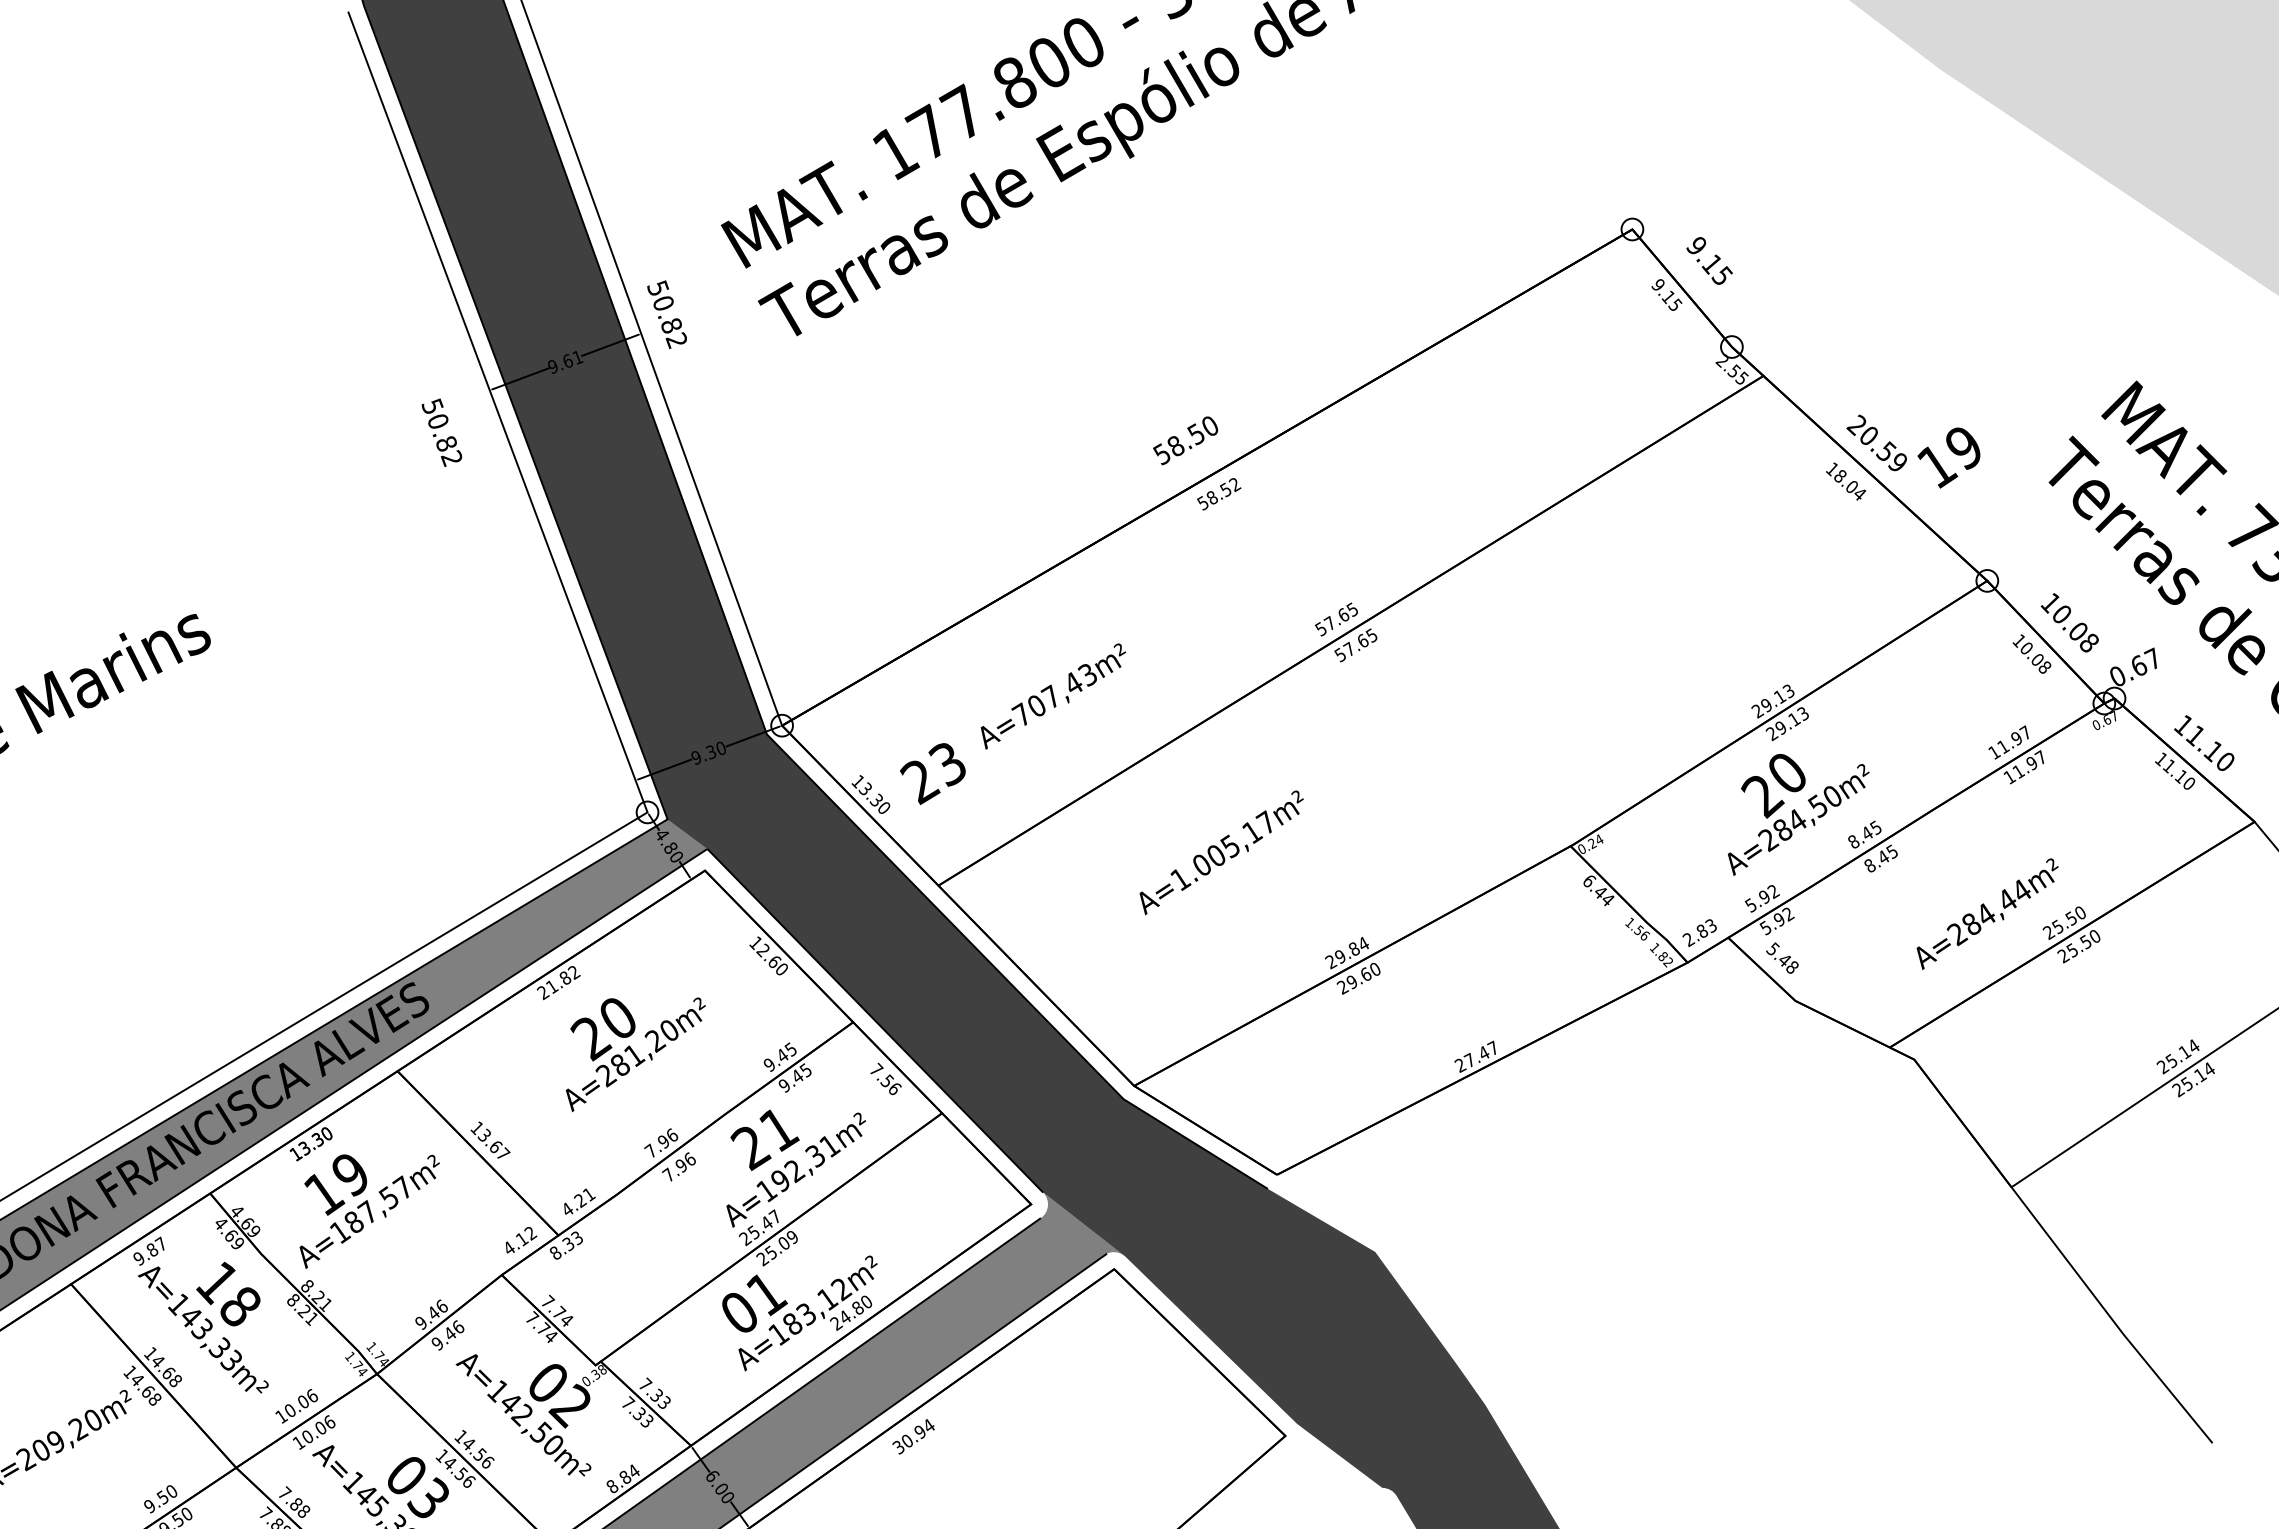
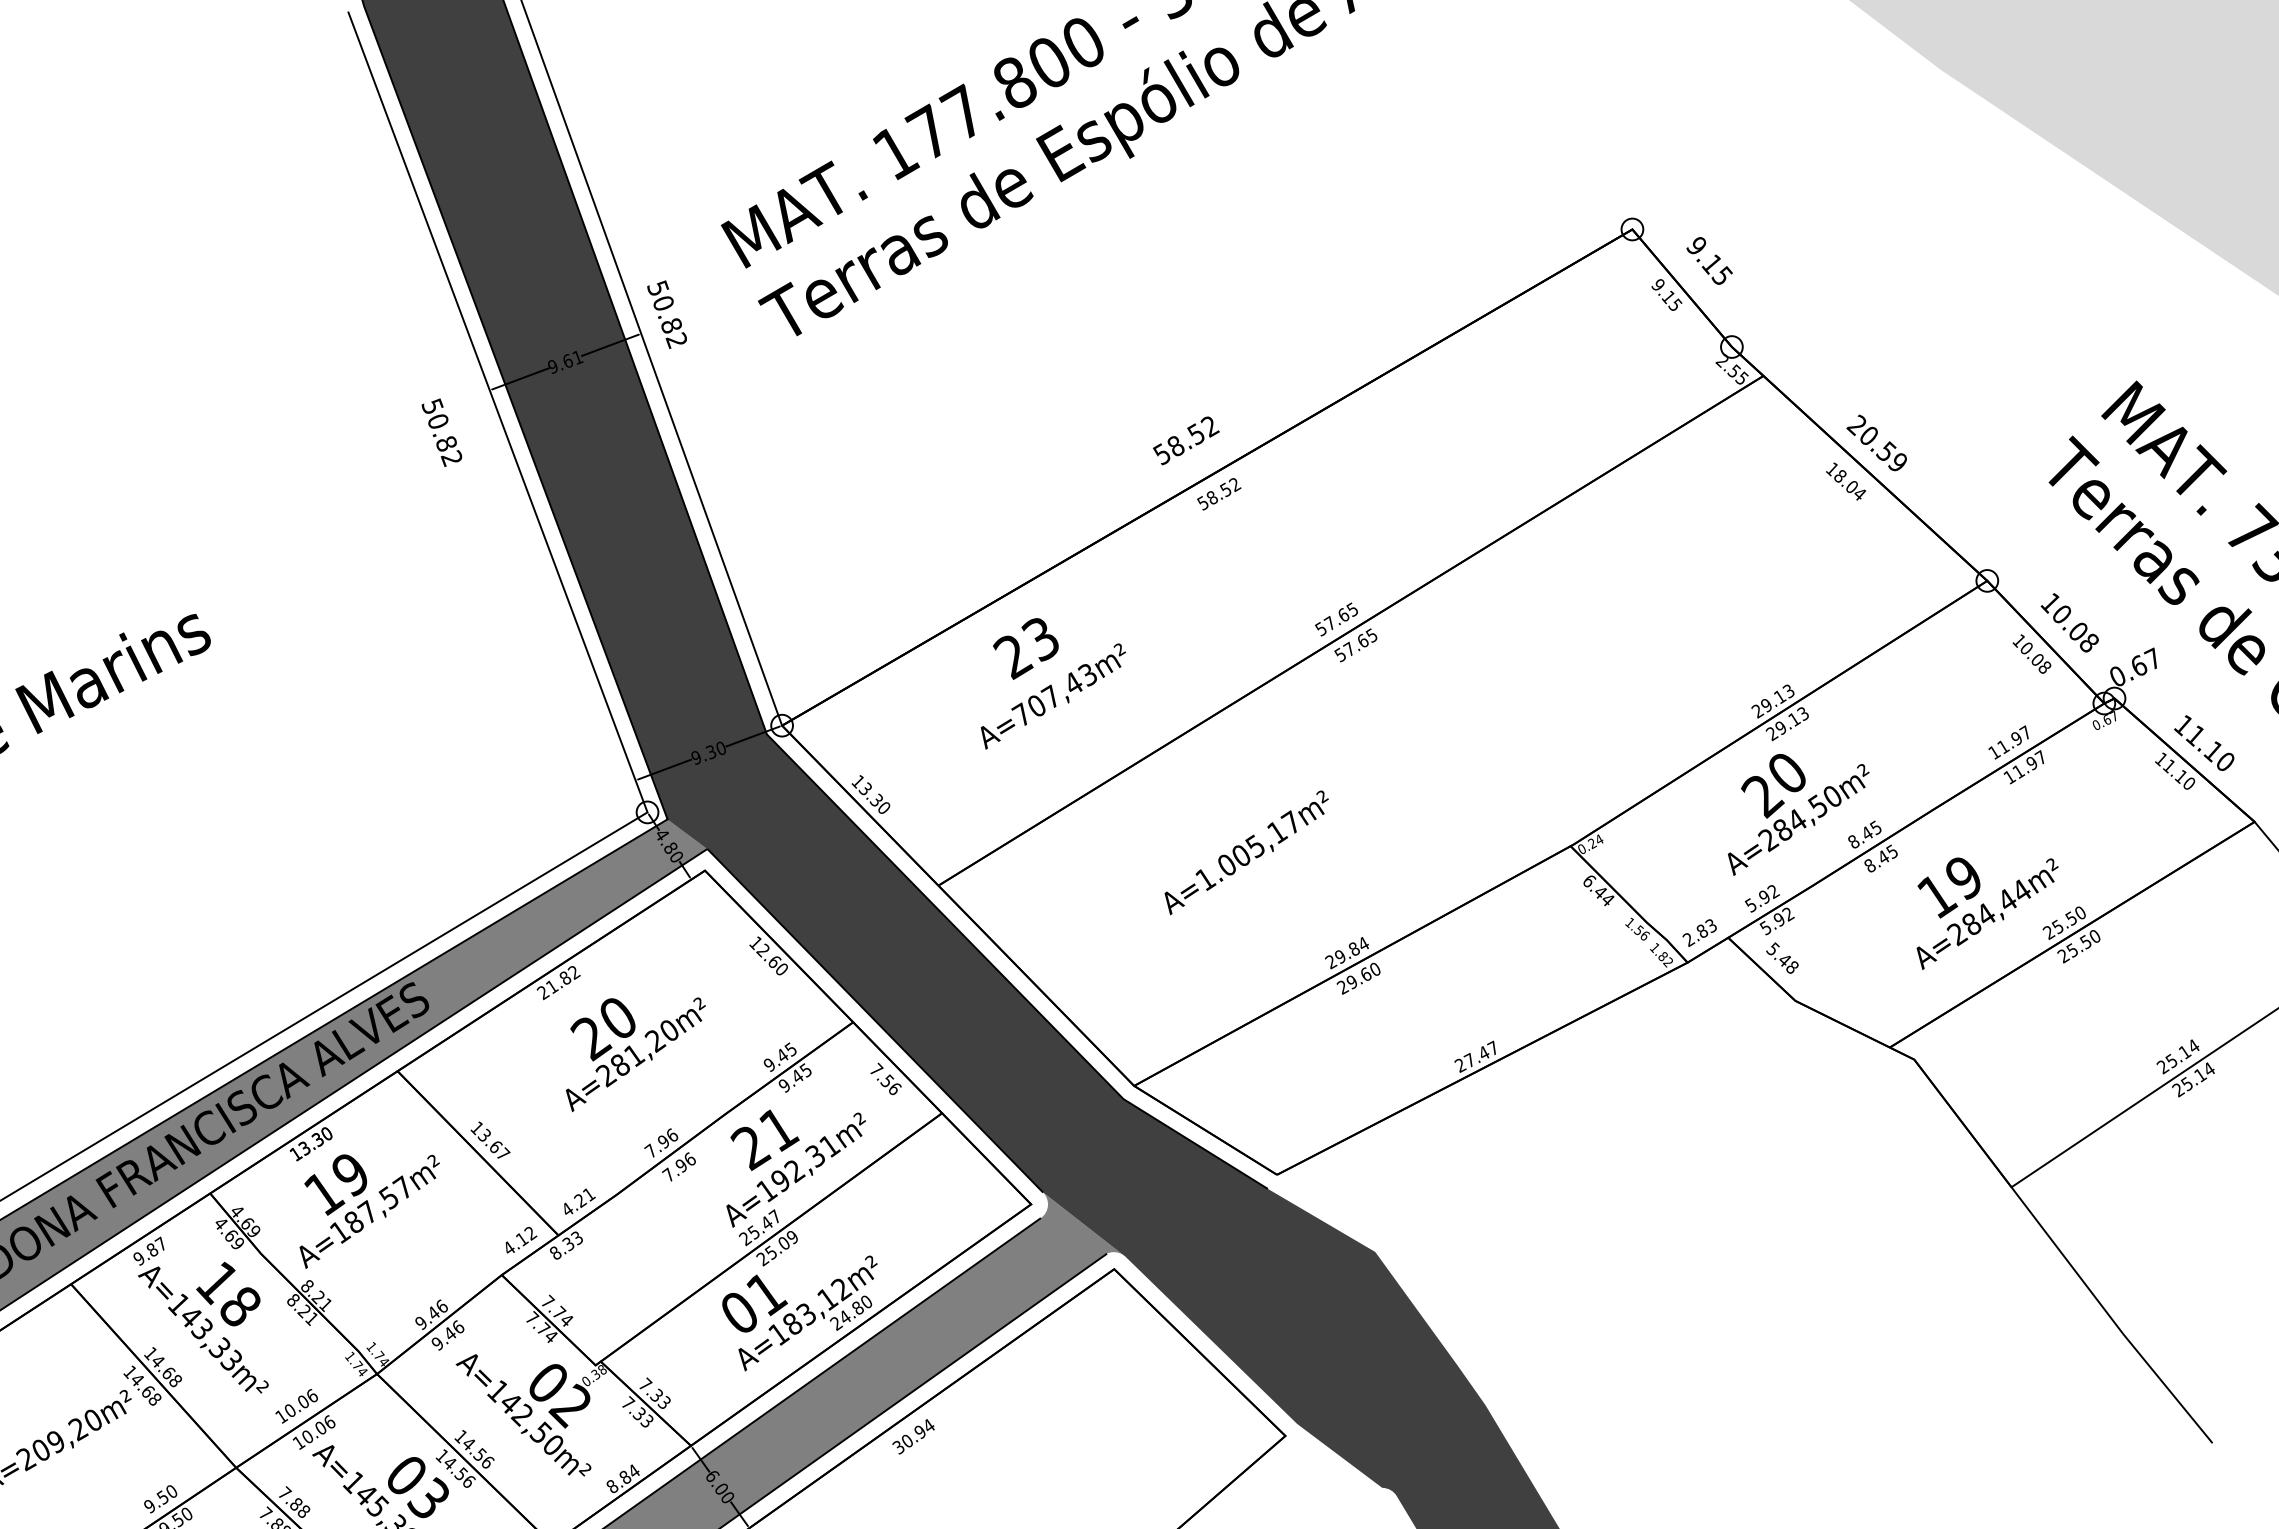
text: 58.50 -> 58.52 (1209, 426)
text position: (1948, 457) -> (1948, 887) (1948, 887)
text position: (932, 773) -> (1025, 648) (1025, 648)
text position: (1221, 852) -> (1246, 852) (1246, 852)
